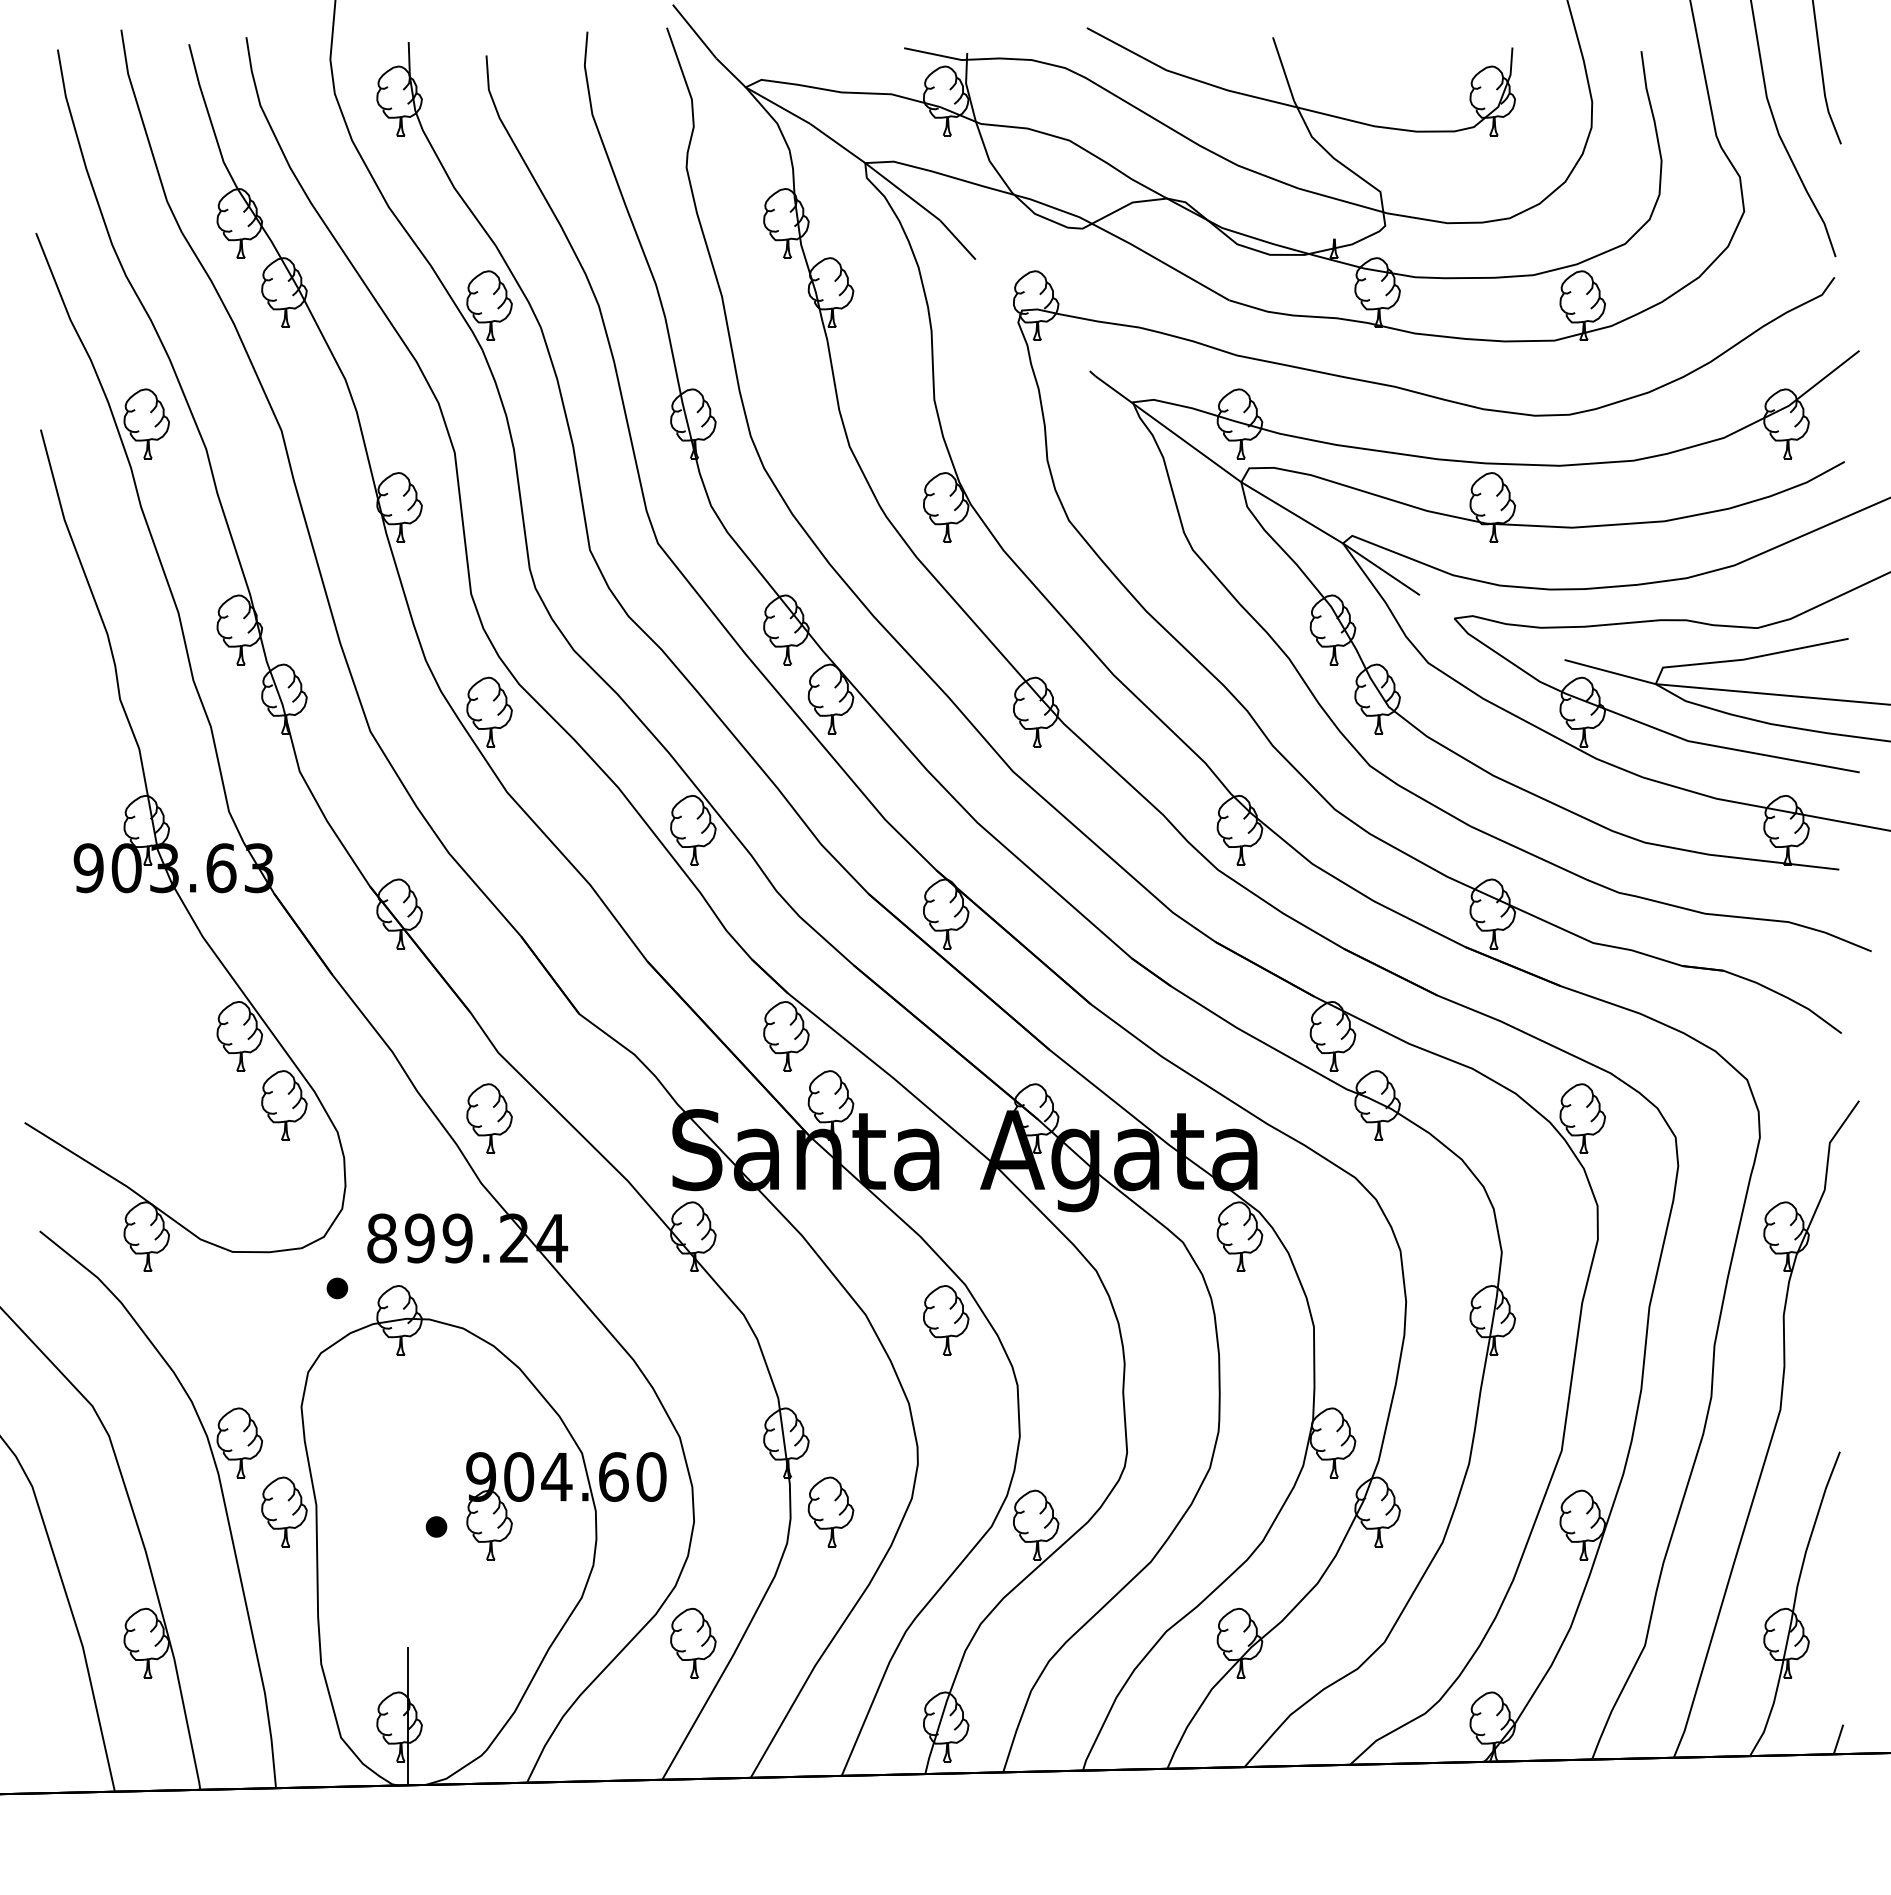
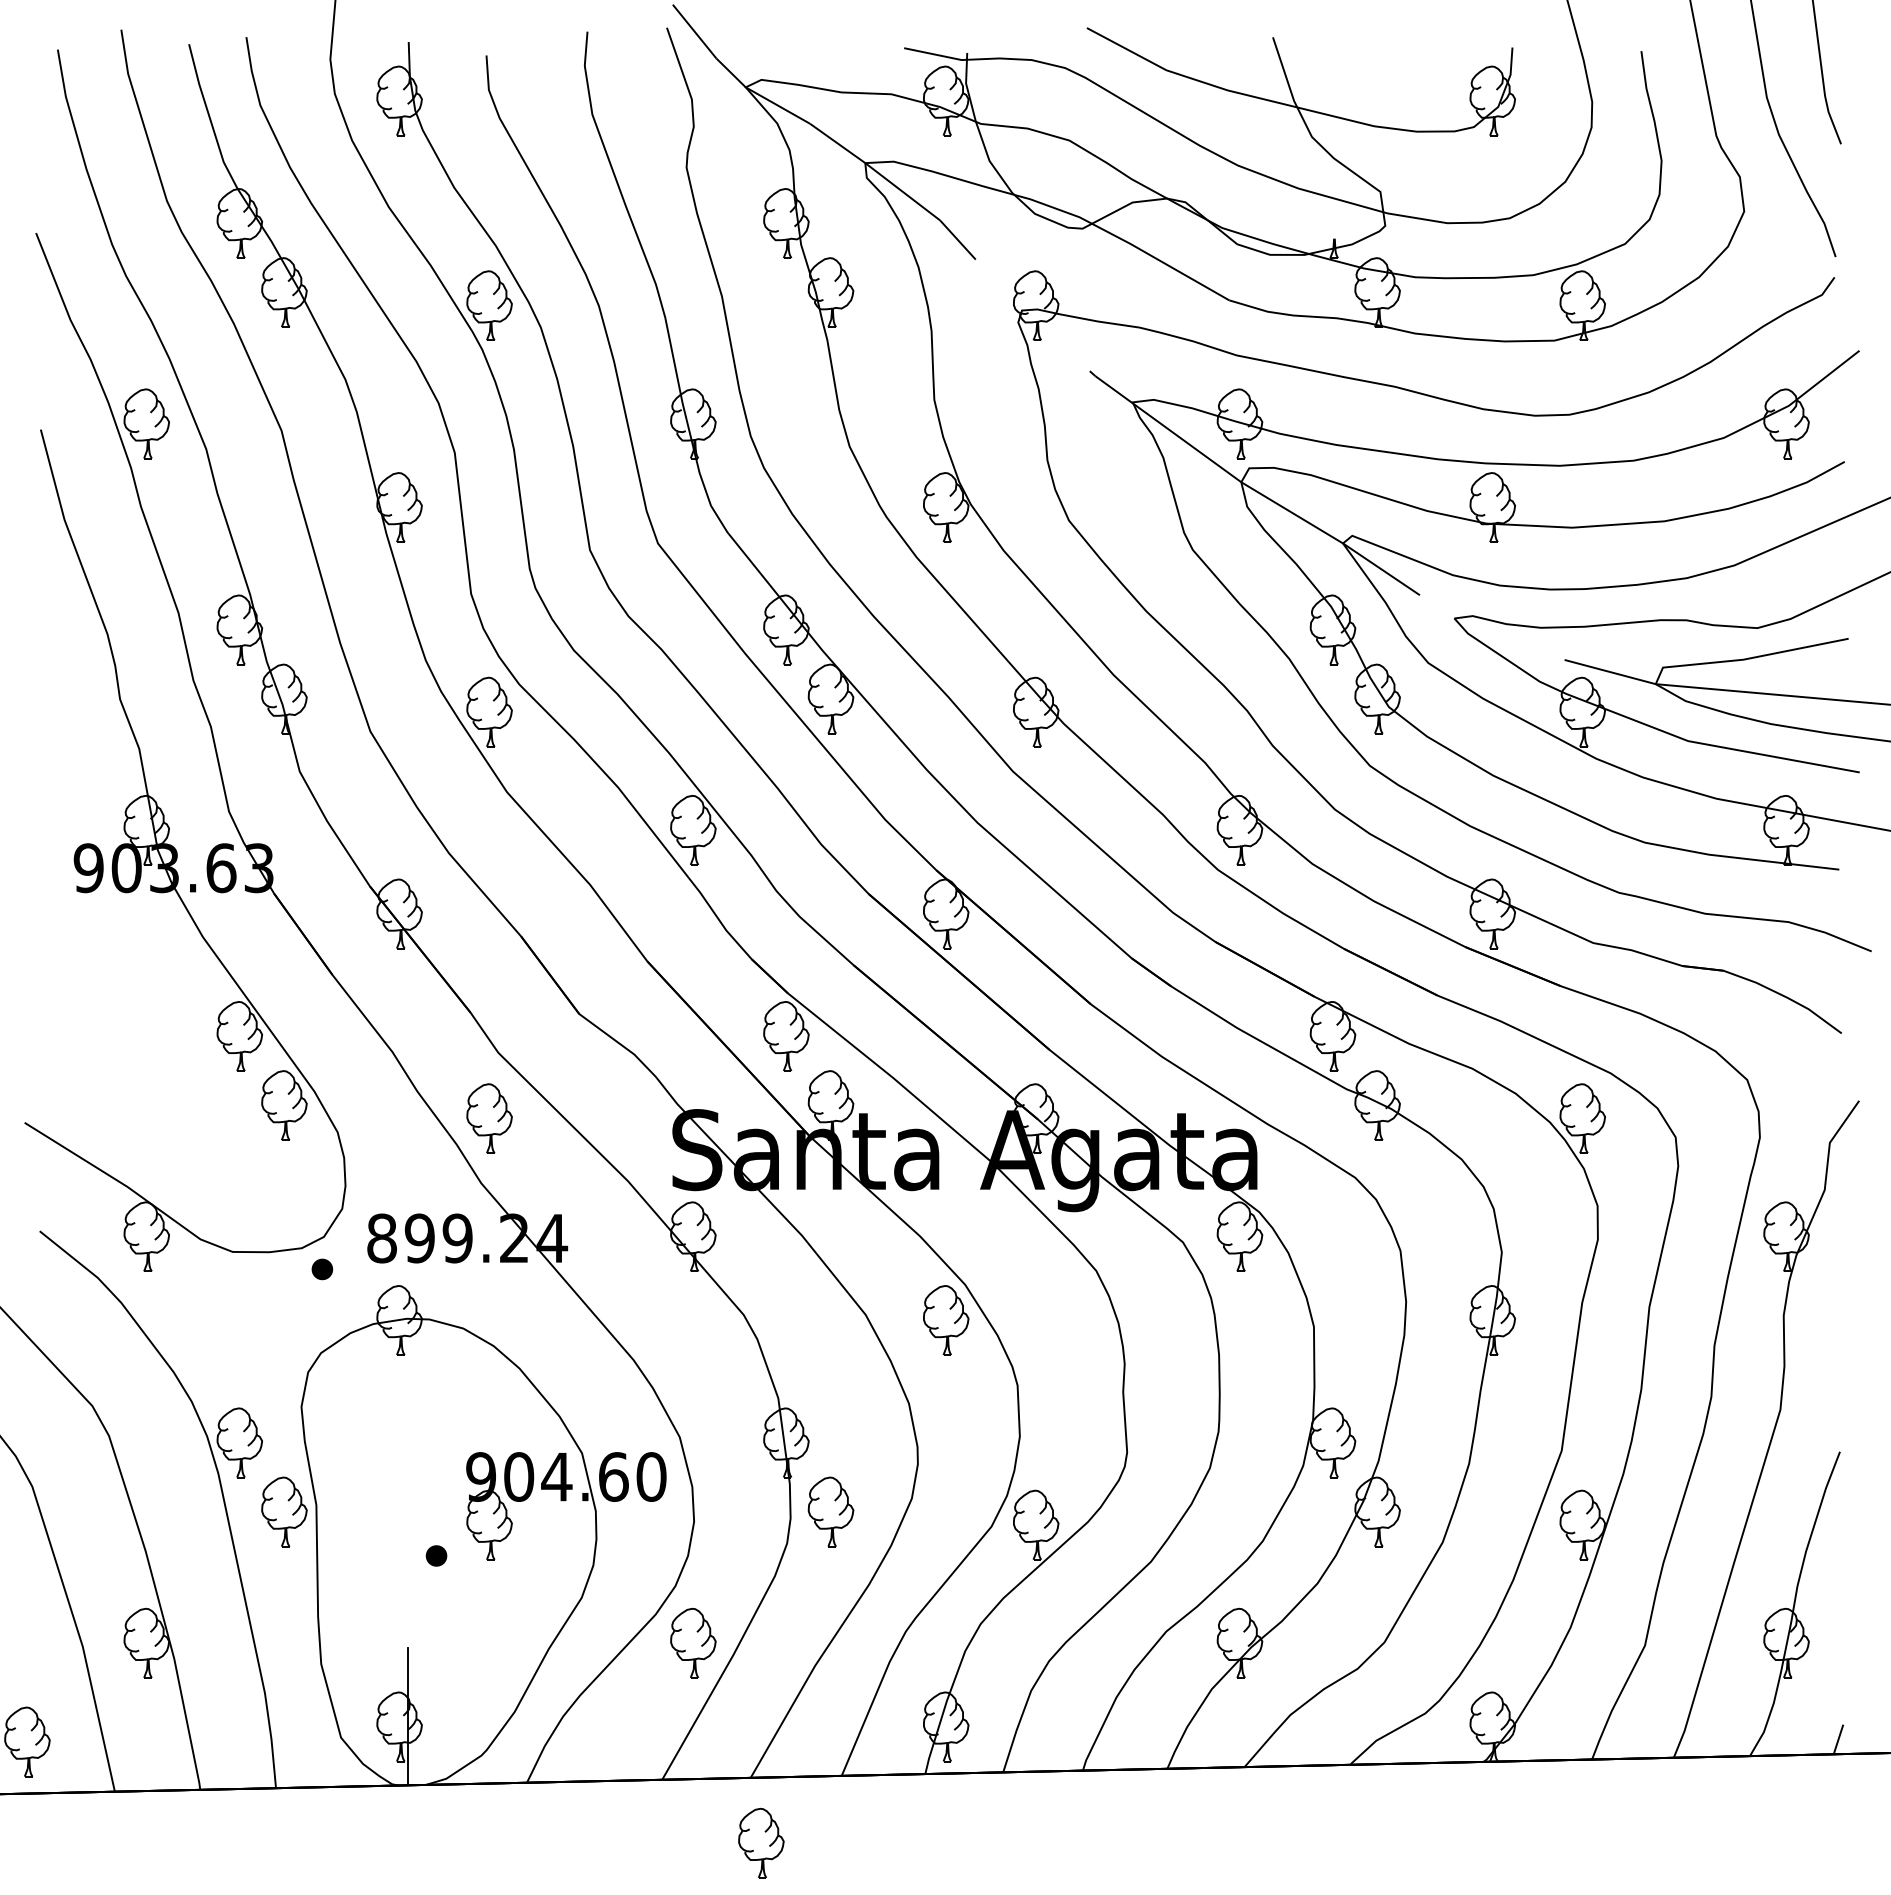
part position: (337, 1288) -> (322, 1269) (322, 1269)
part position: (436, 1526) -> (436, 1555) (436, 1555)
part: none -> present (27, 1741)
part: none -> present (761, 1842)
